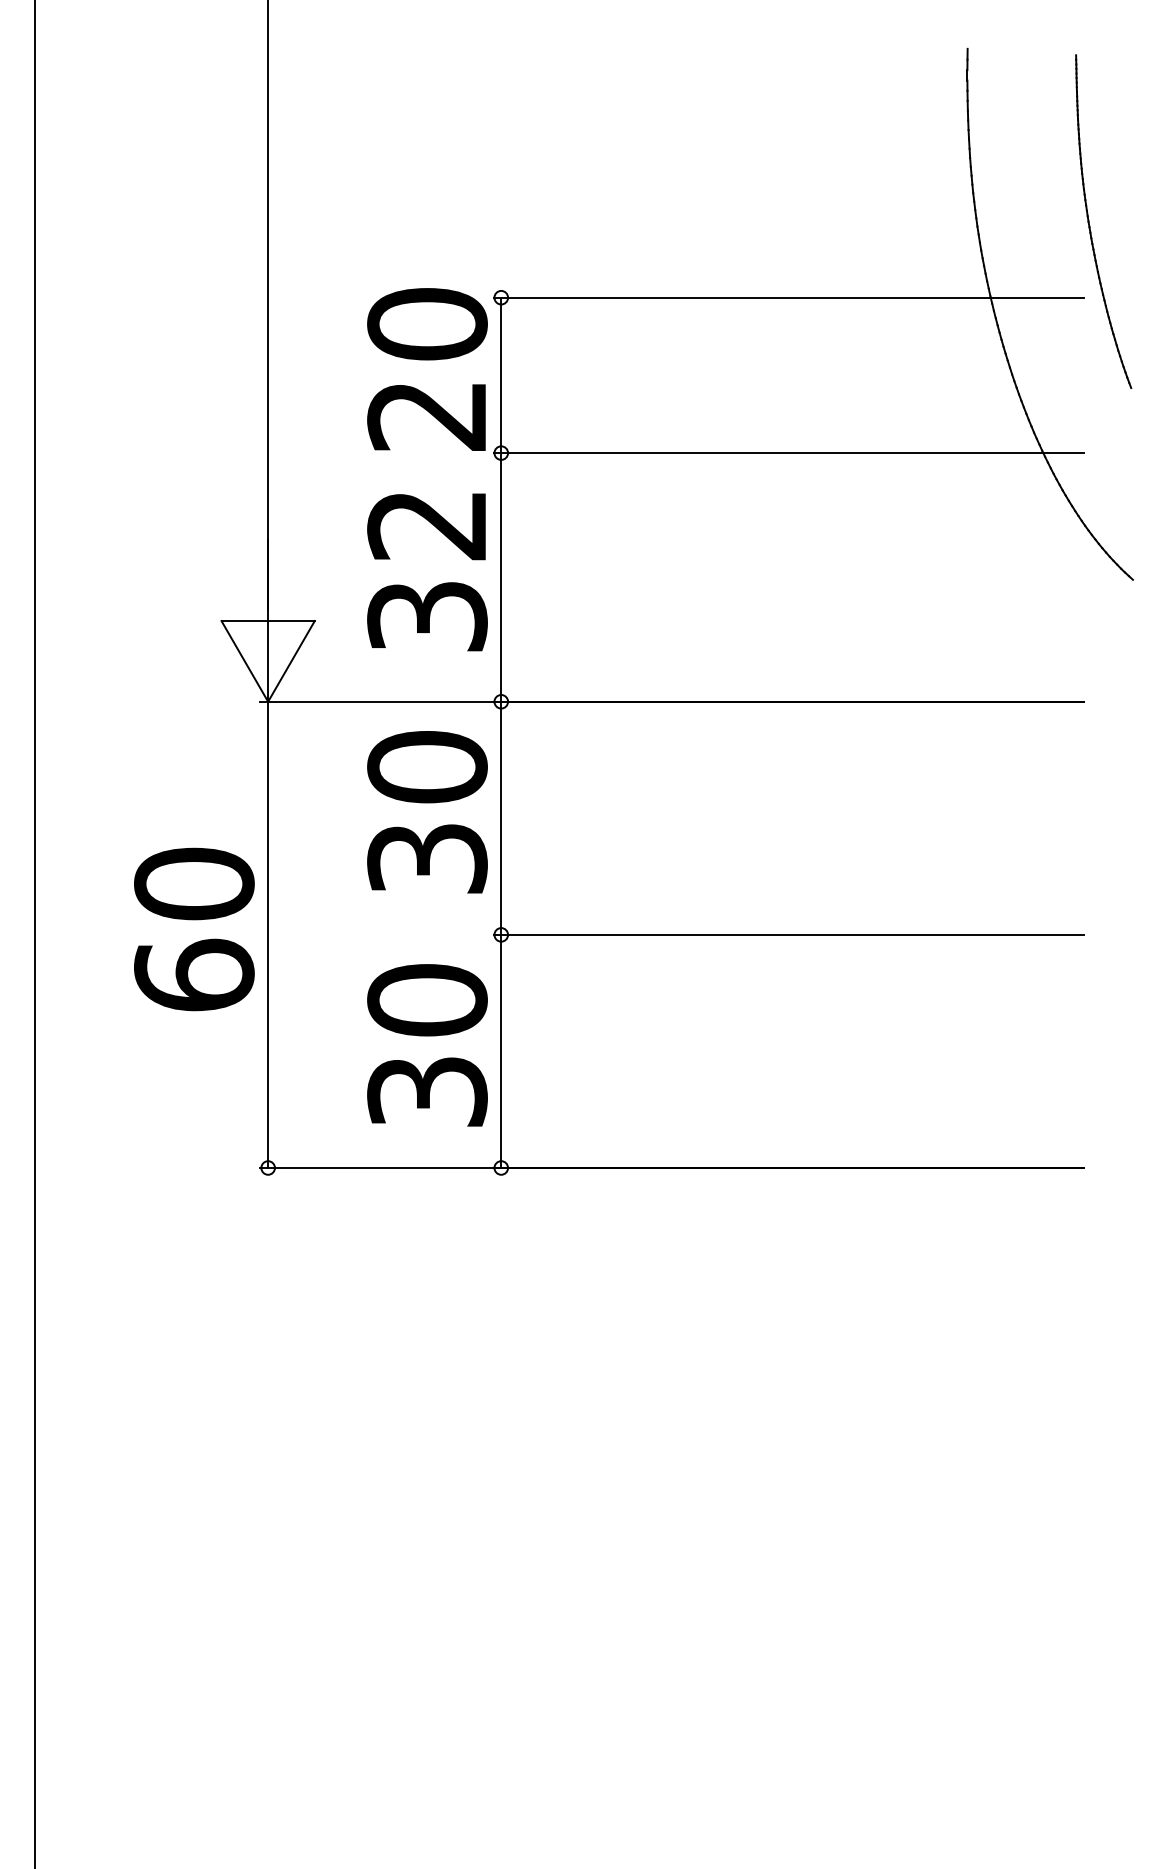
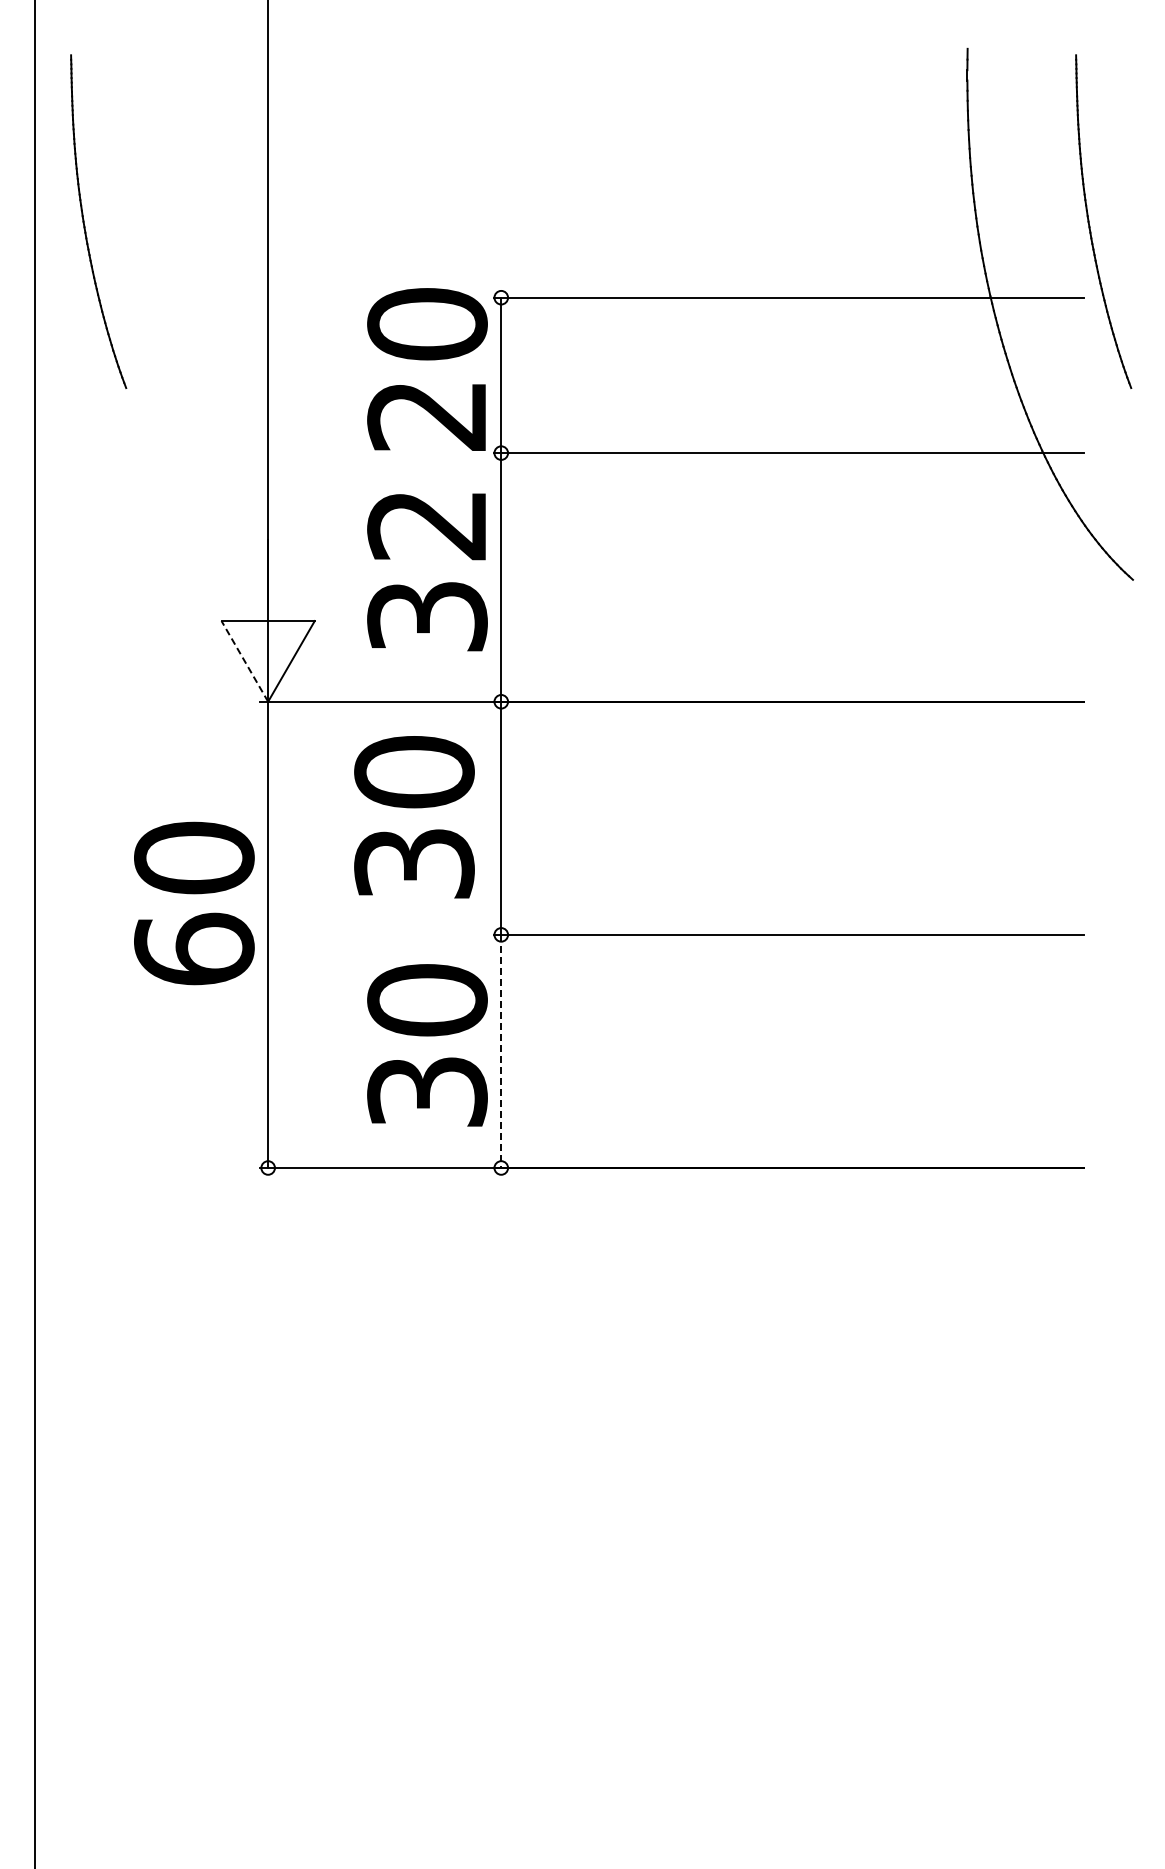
part: none -> present (85, 225)
line: solid -> dashed (244, 661)
text position: (427, 812) -> (414, 817) (414, 817)
text position: (194, 929) -> (194, 903) (194, 903)
line: solid -> dashed (501, 1051)
